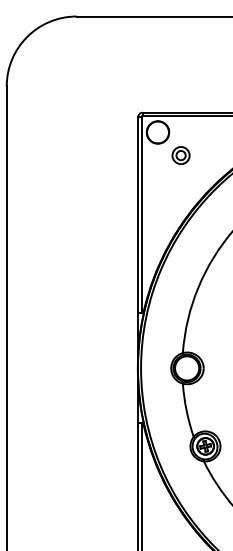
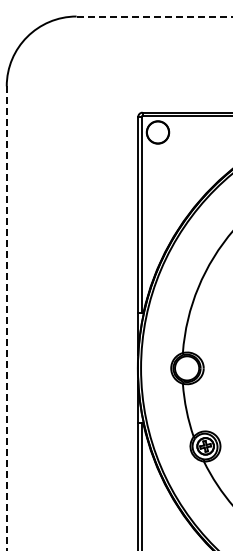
line: solid -> dashed (154, 16)
part: present -> none (180, 155)
line: solid -> dashed (6, 318)
